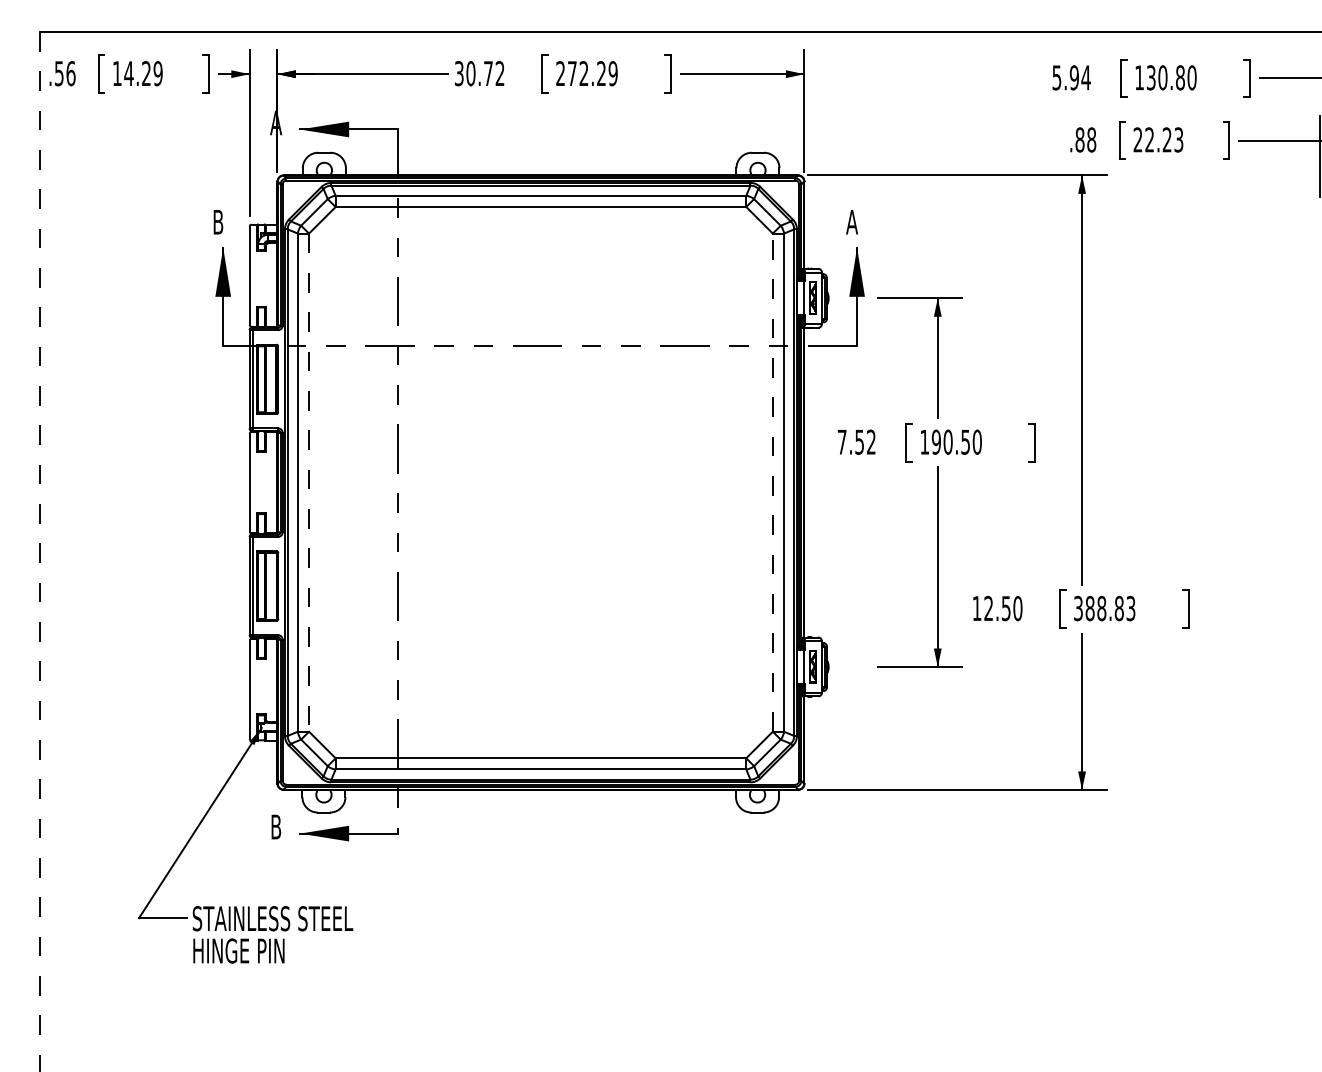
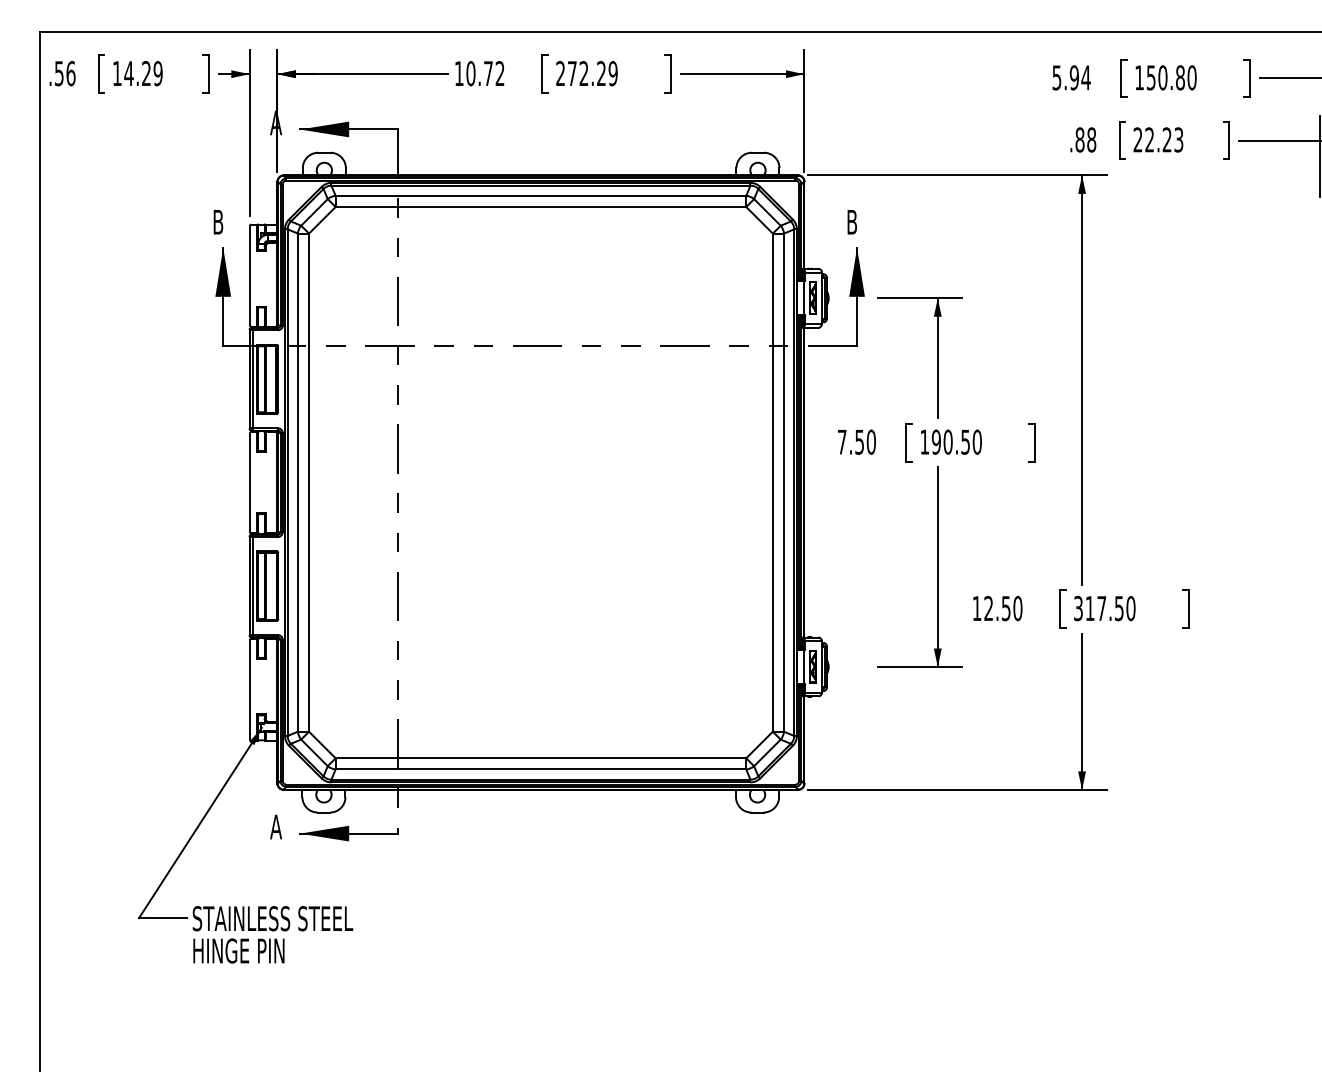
text: 30.72 -> 10.72 (458, 73)
text: 130.80 -> 150.80 (1151, 77)
text: A -> B (852, 222)
text: 7.52 -> 7.50 (870, 441)
line: dashed -> solid (772, 482)
line: dashed -> solid (309, 483)
line: dashed -> solid (39, 551)
text: 388.83 -> 317.50 (1110, 608)
text: B -> A (275, 826)
